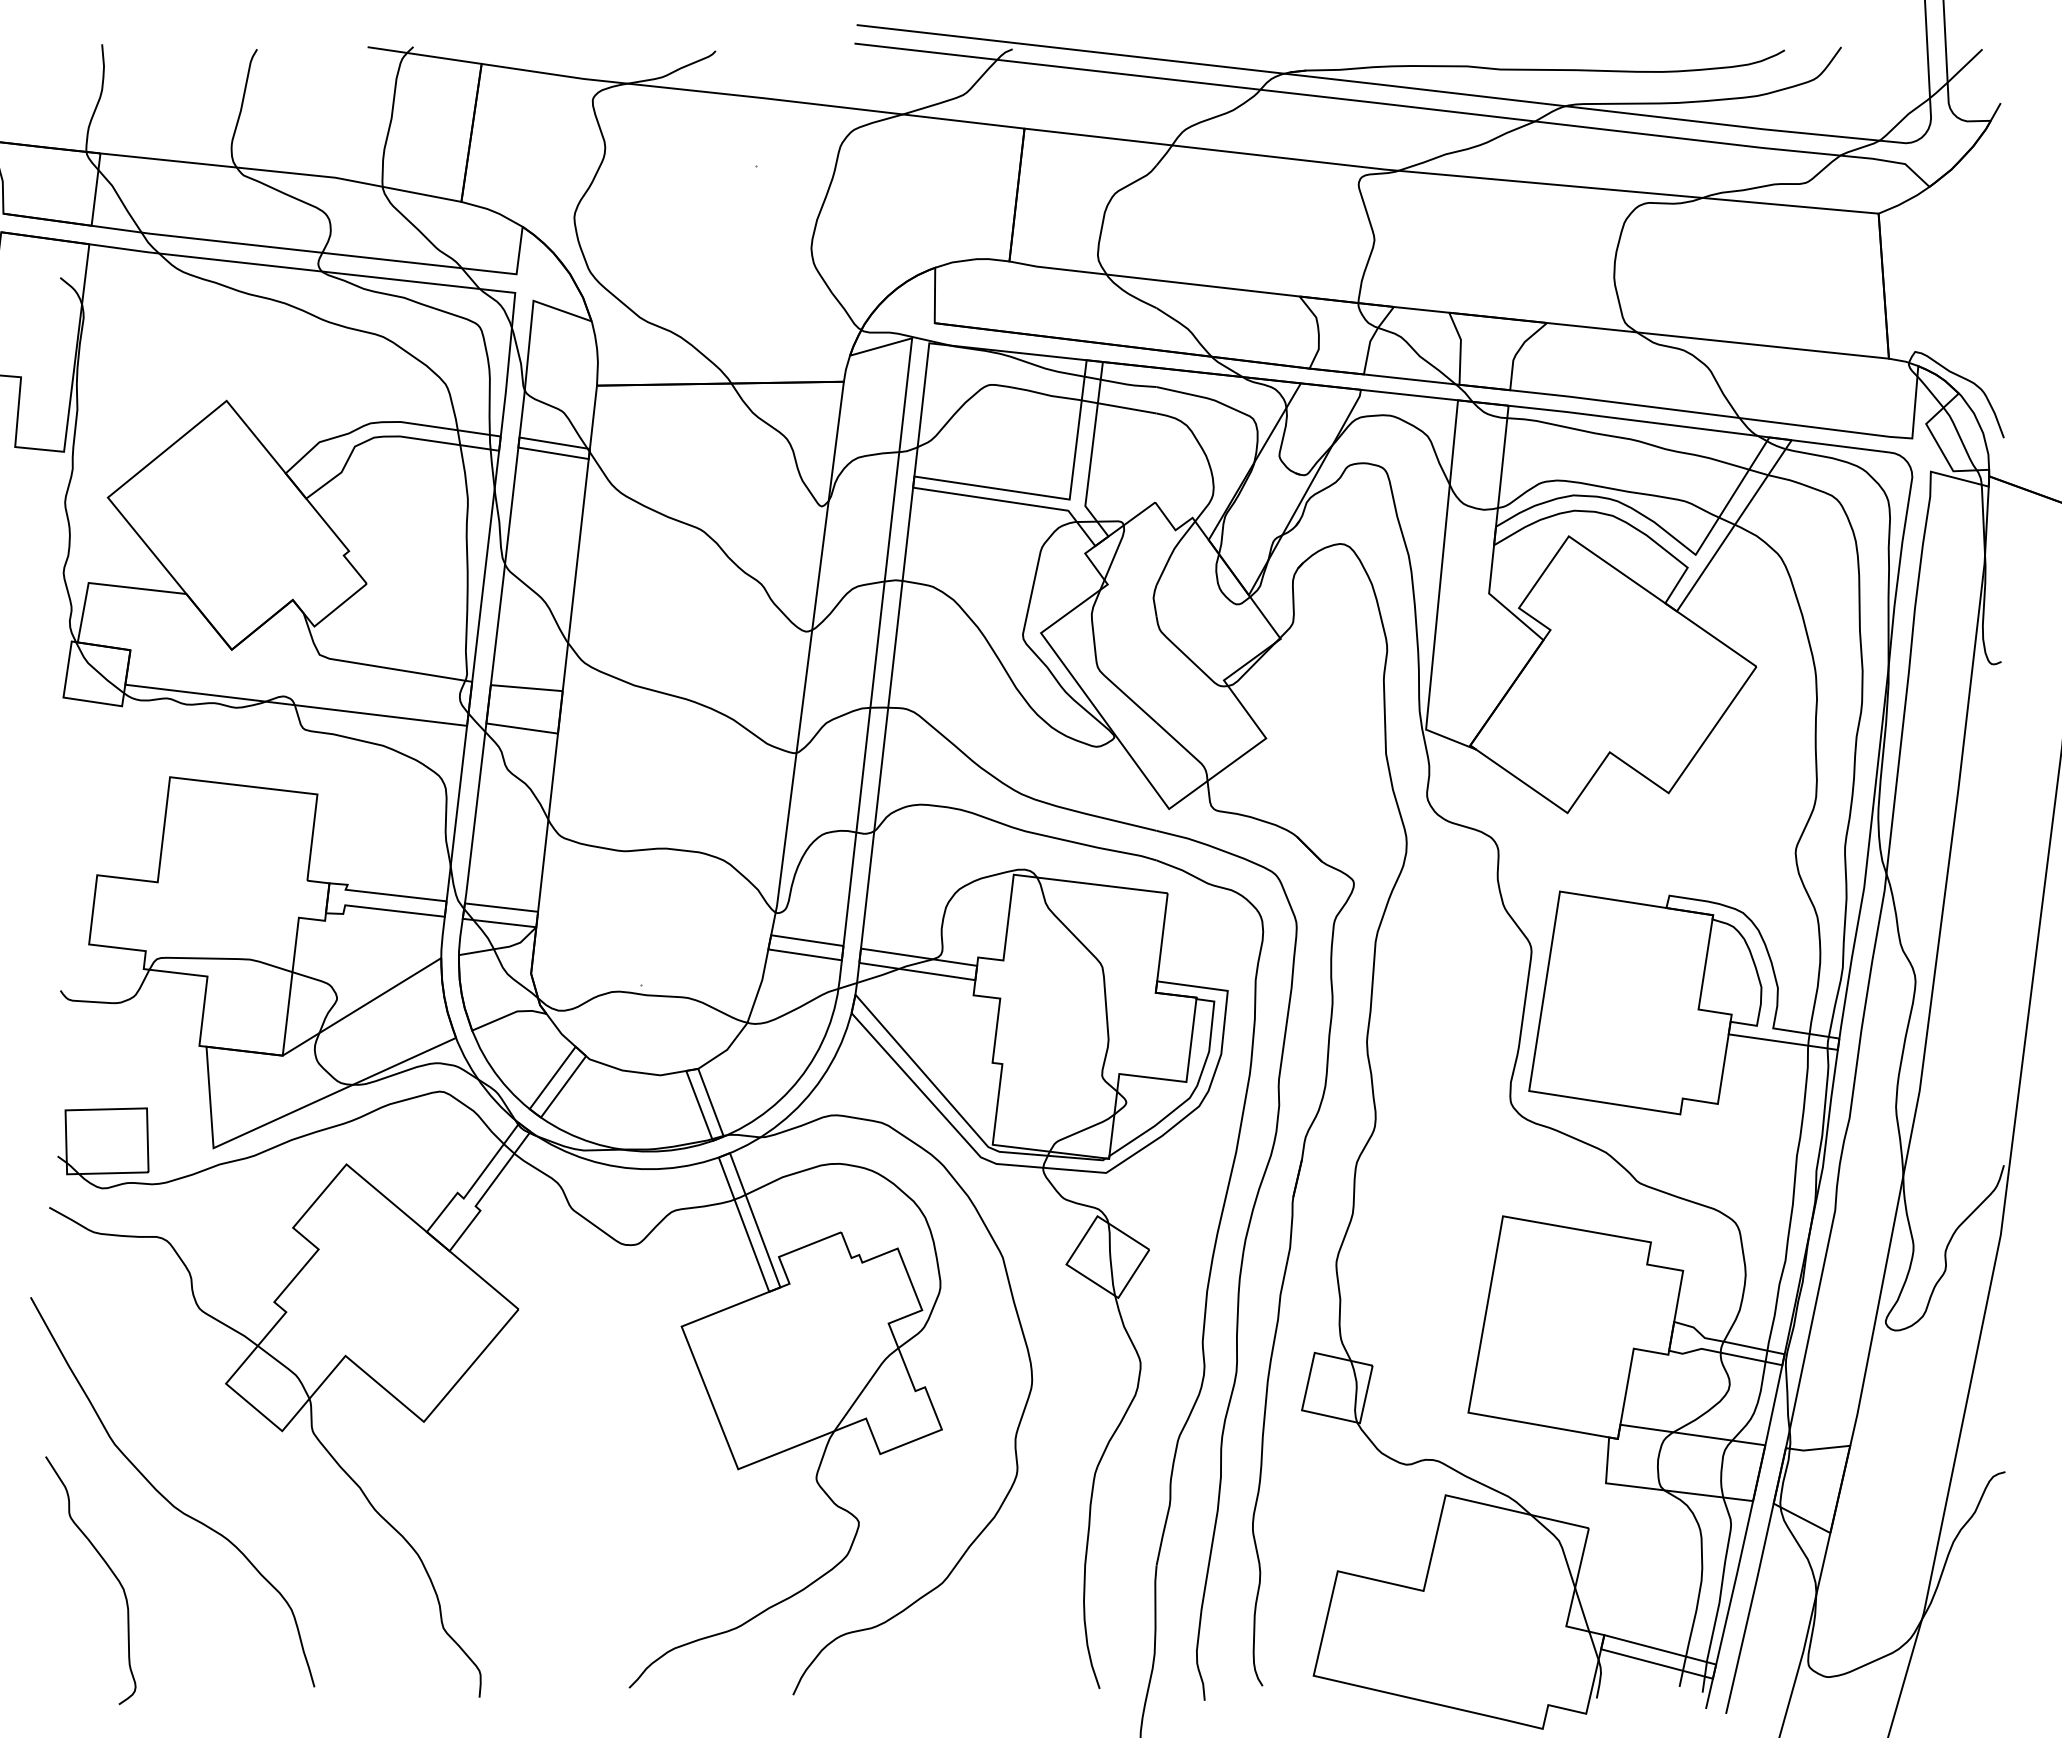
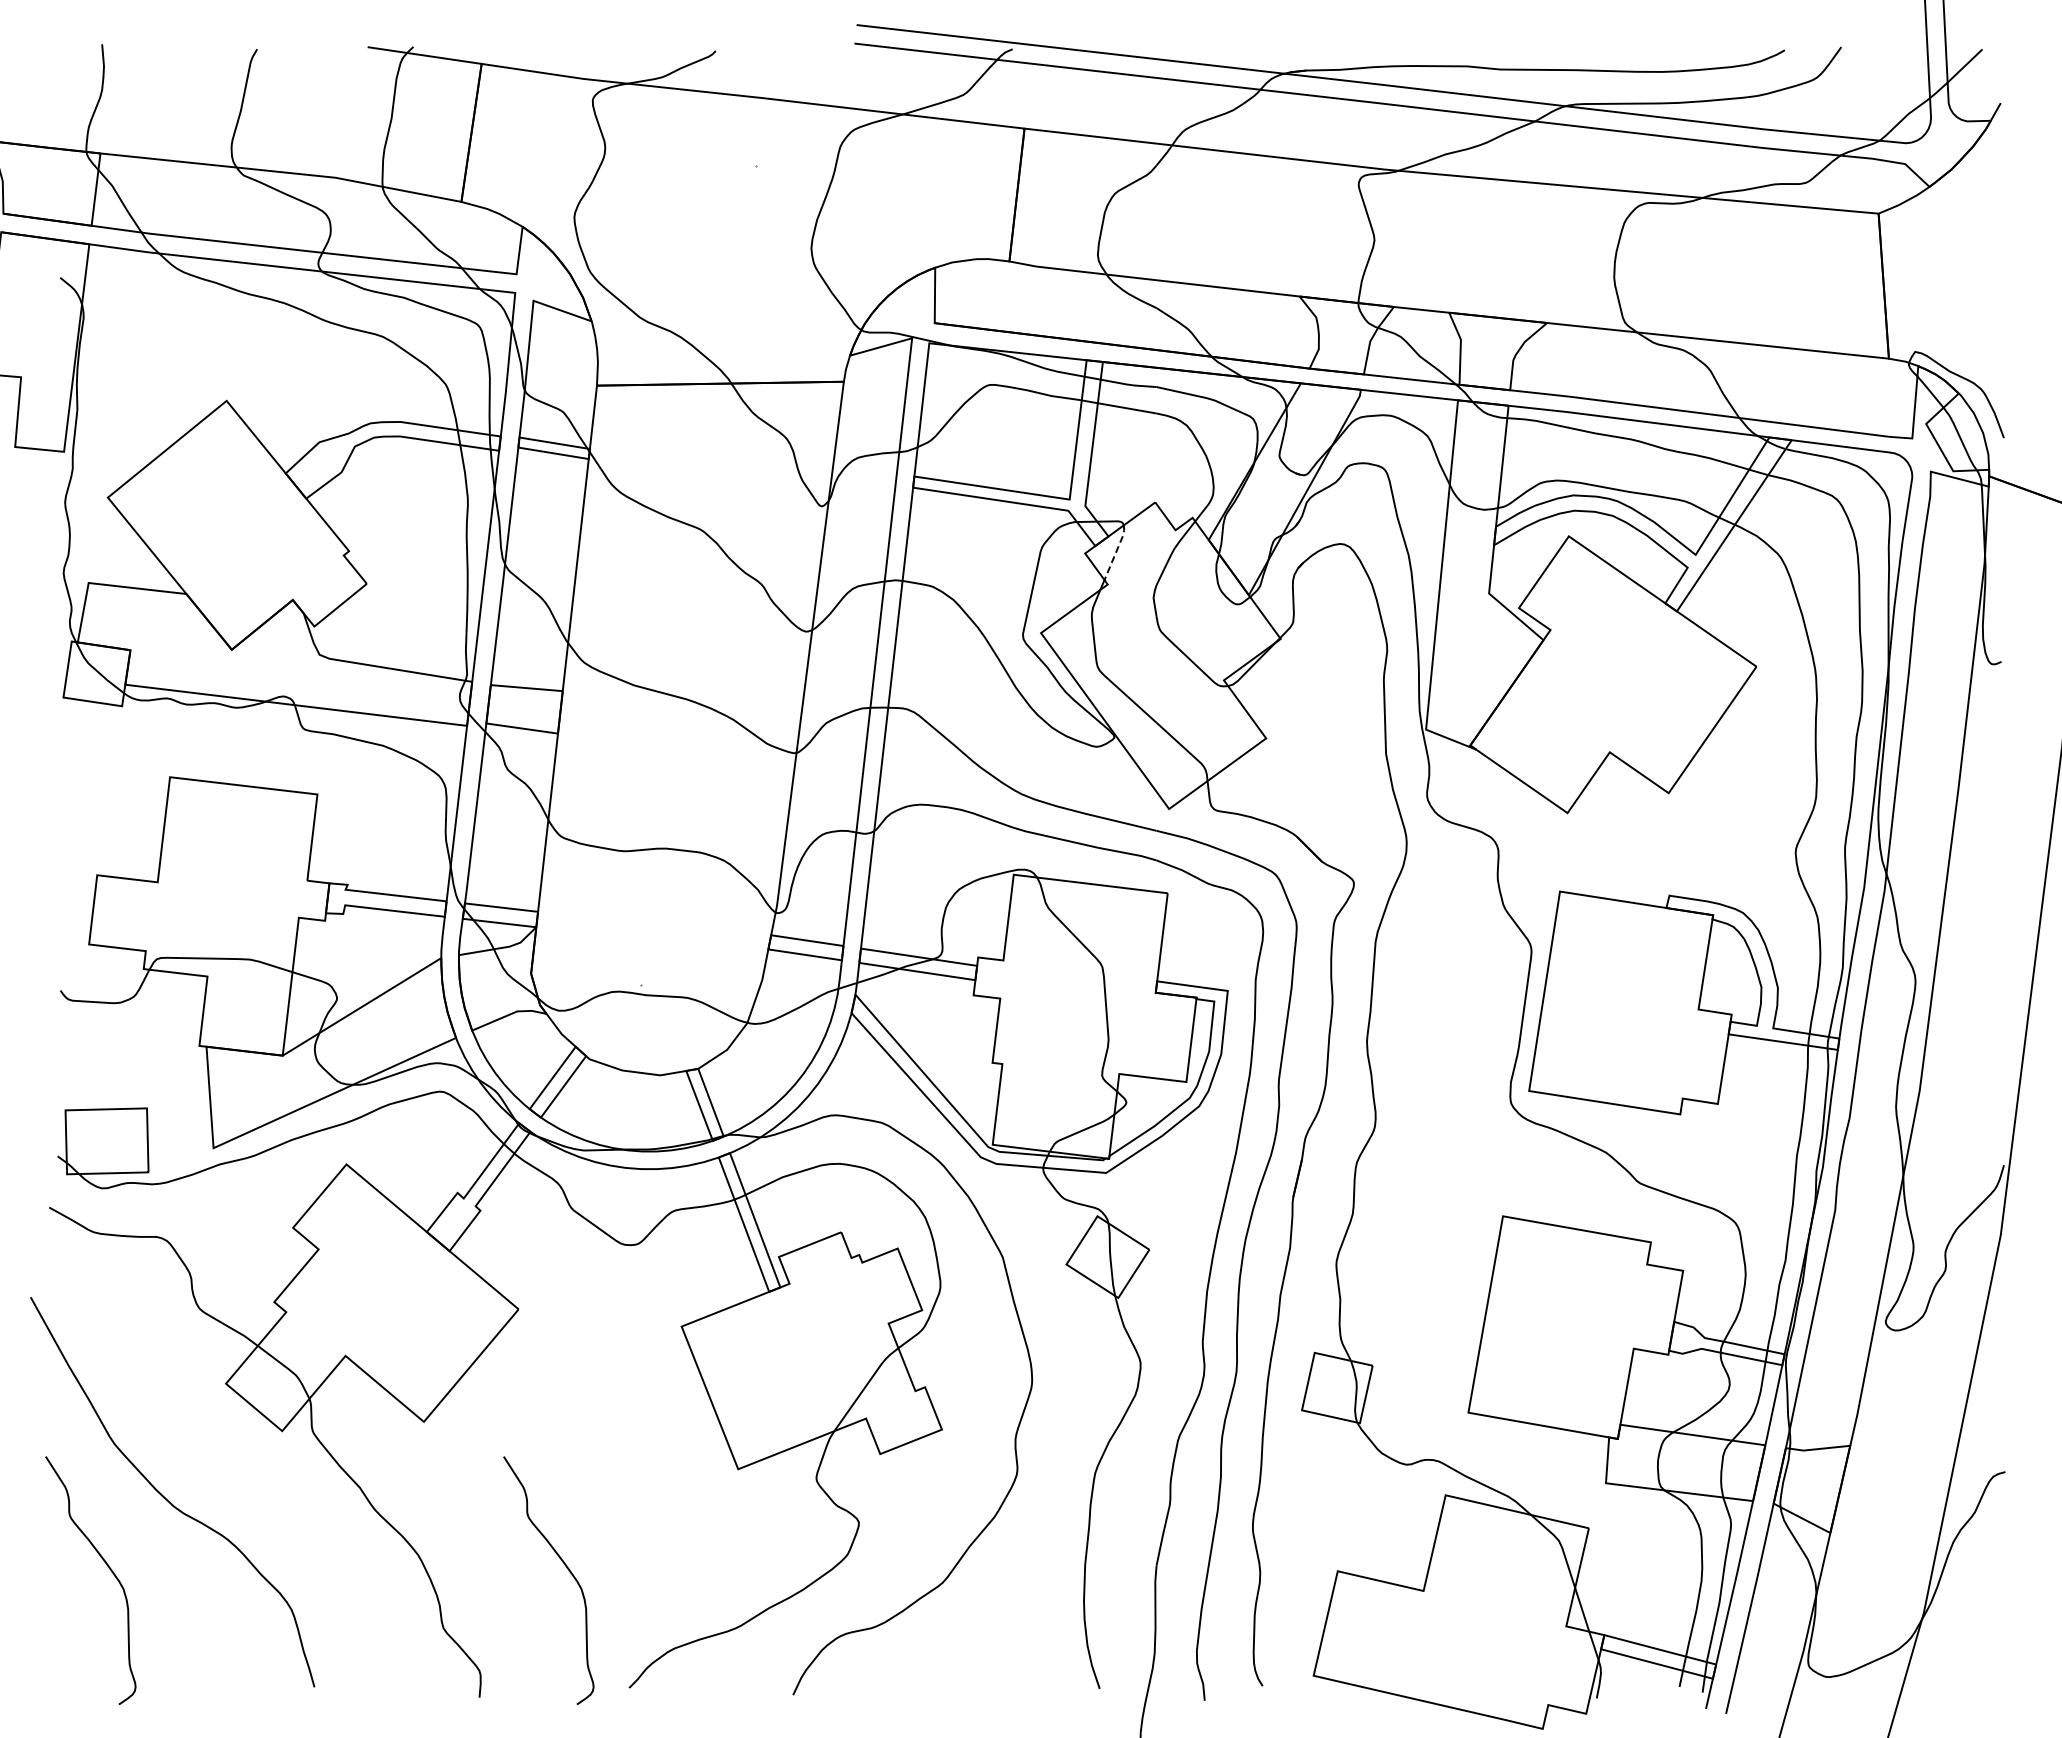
line: solid -> dashed (1116, 551)
curve: none -> present (566, 1568)
